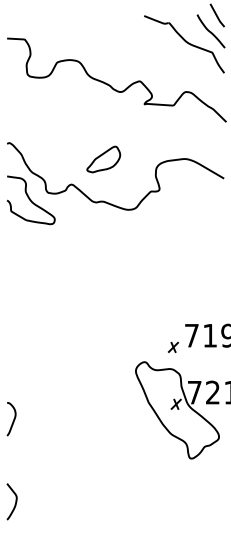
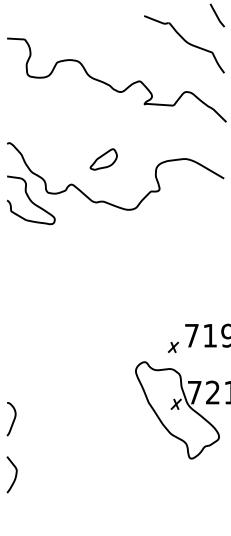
curve: present -> none (210, 31)
part size: 36x29 px -> 29x23 px (103, 159)
curve position: (15, 501) -> (15, 474) (15, 474)
